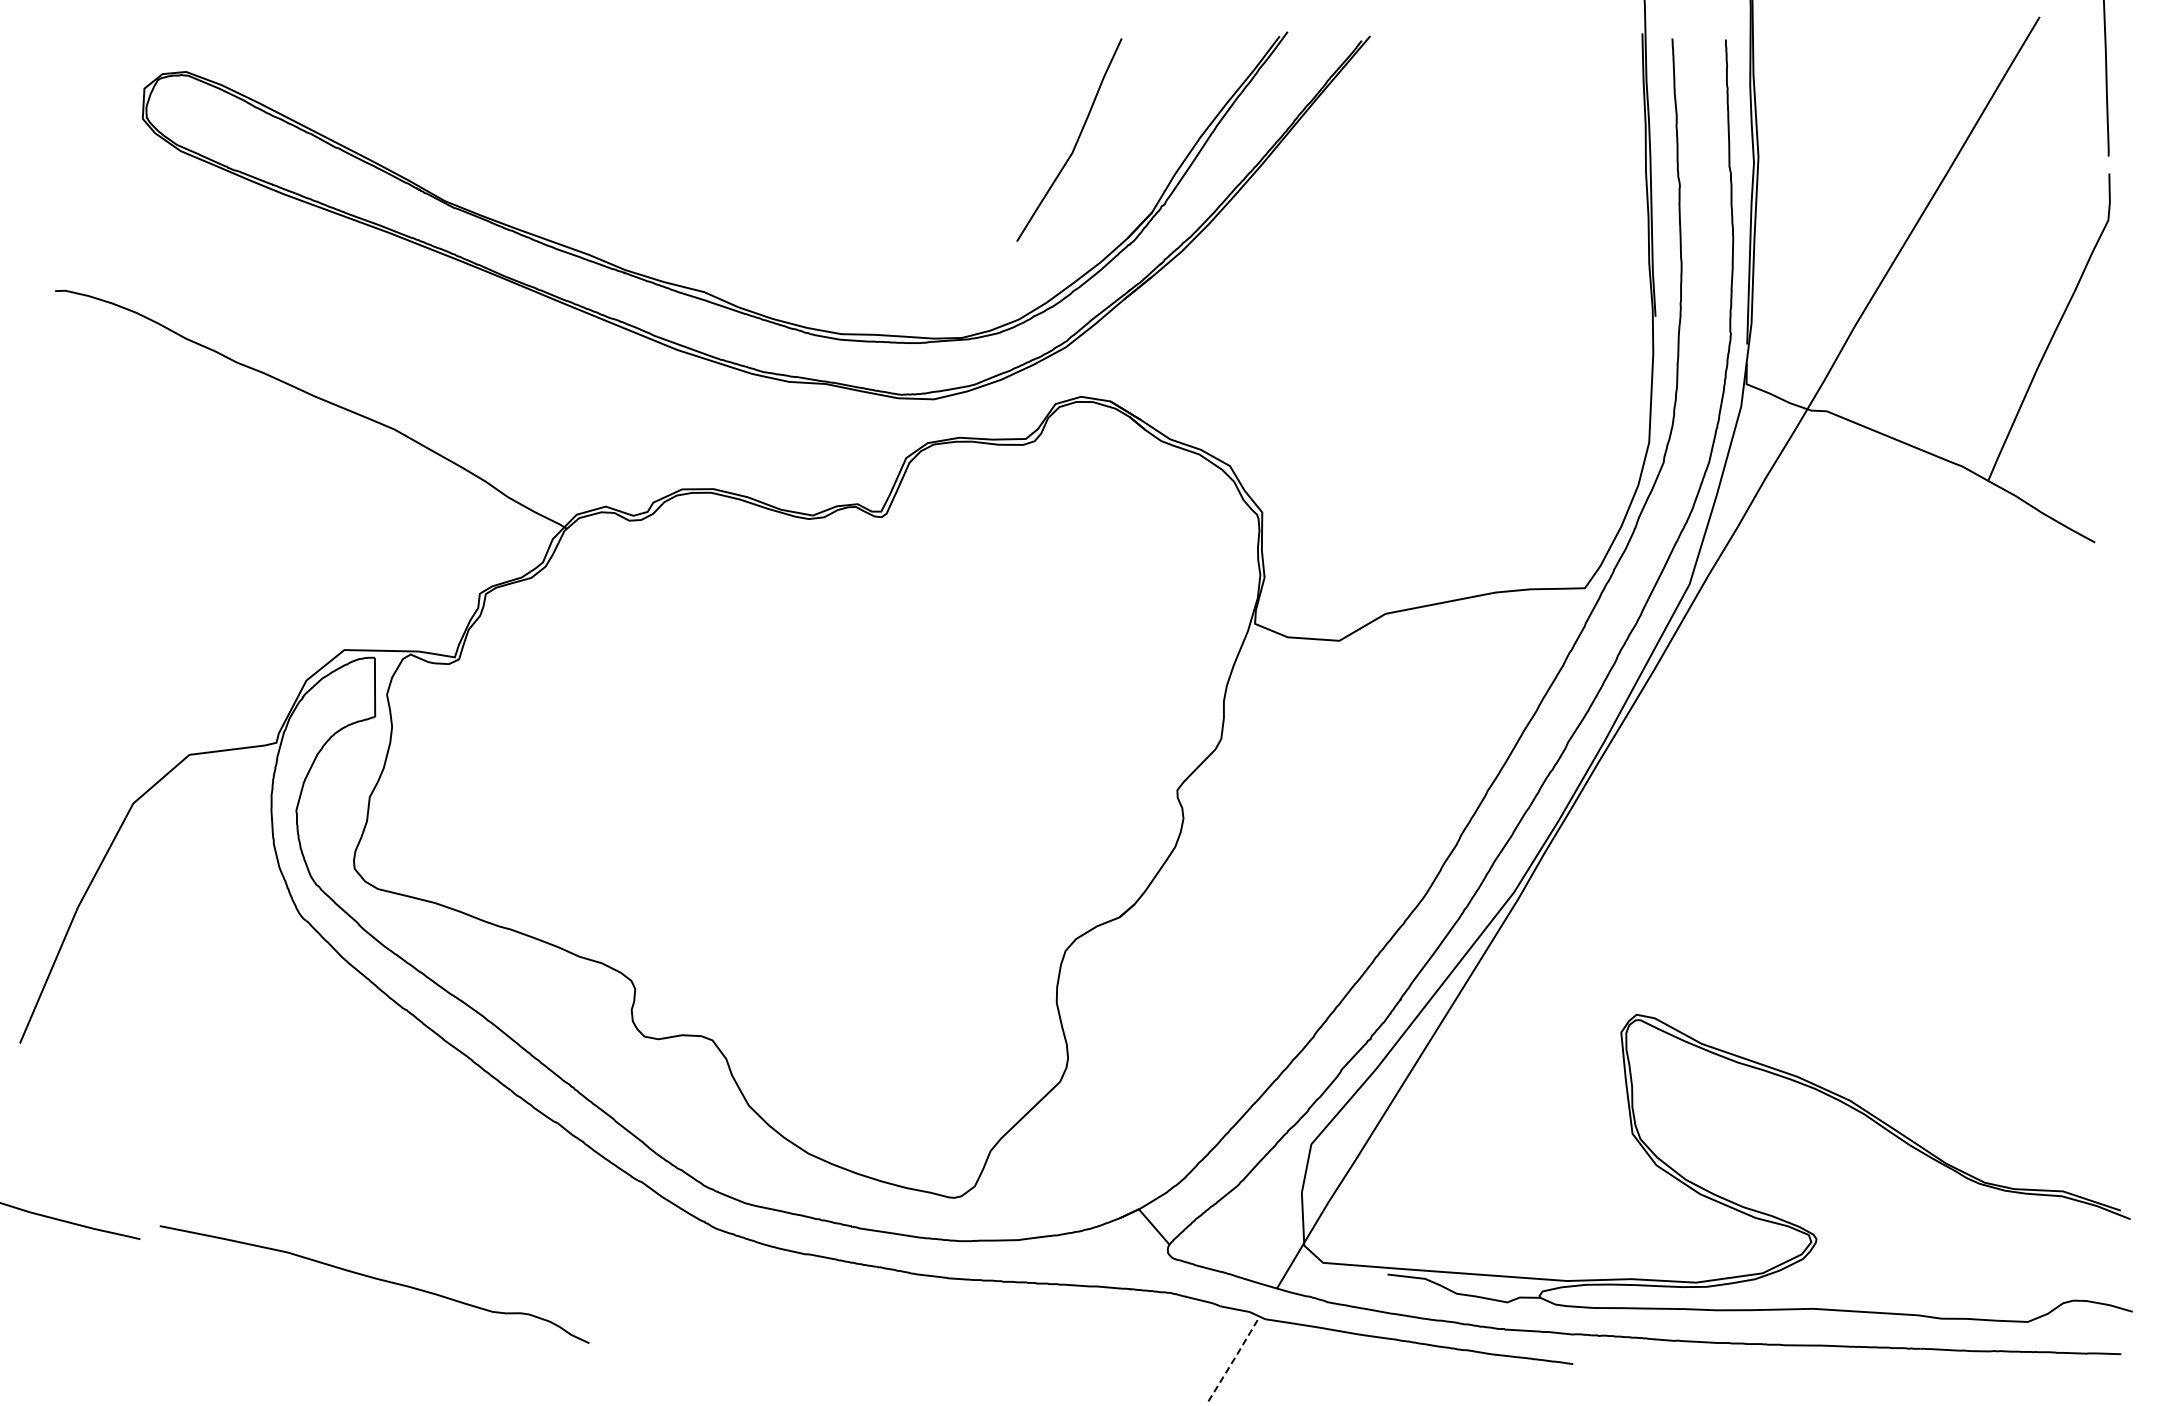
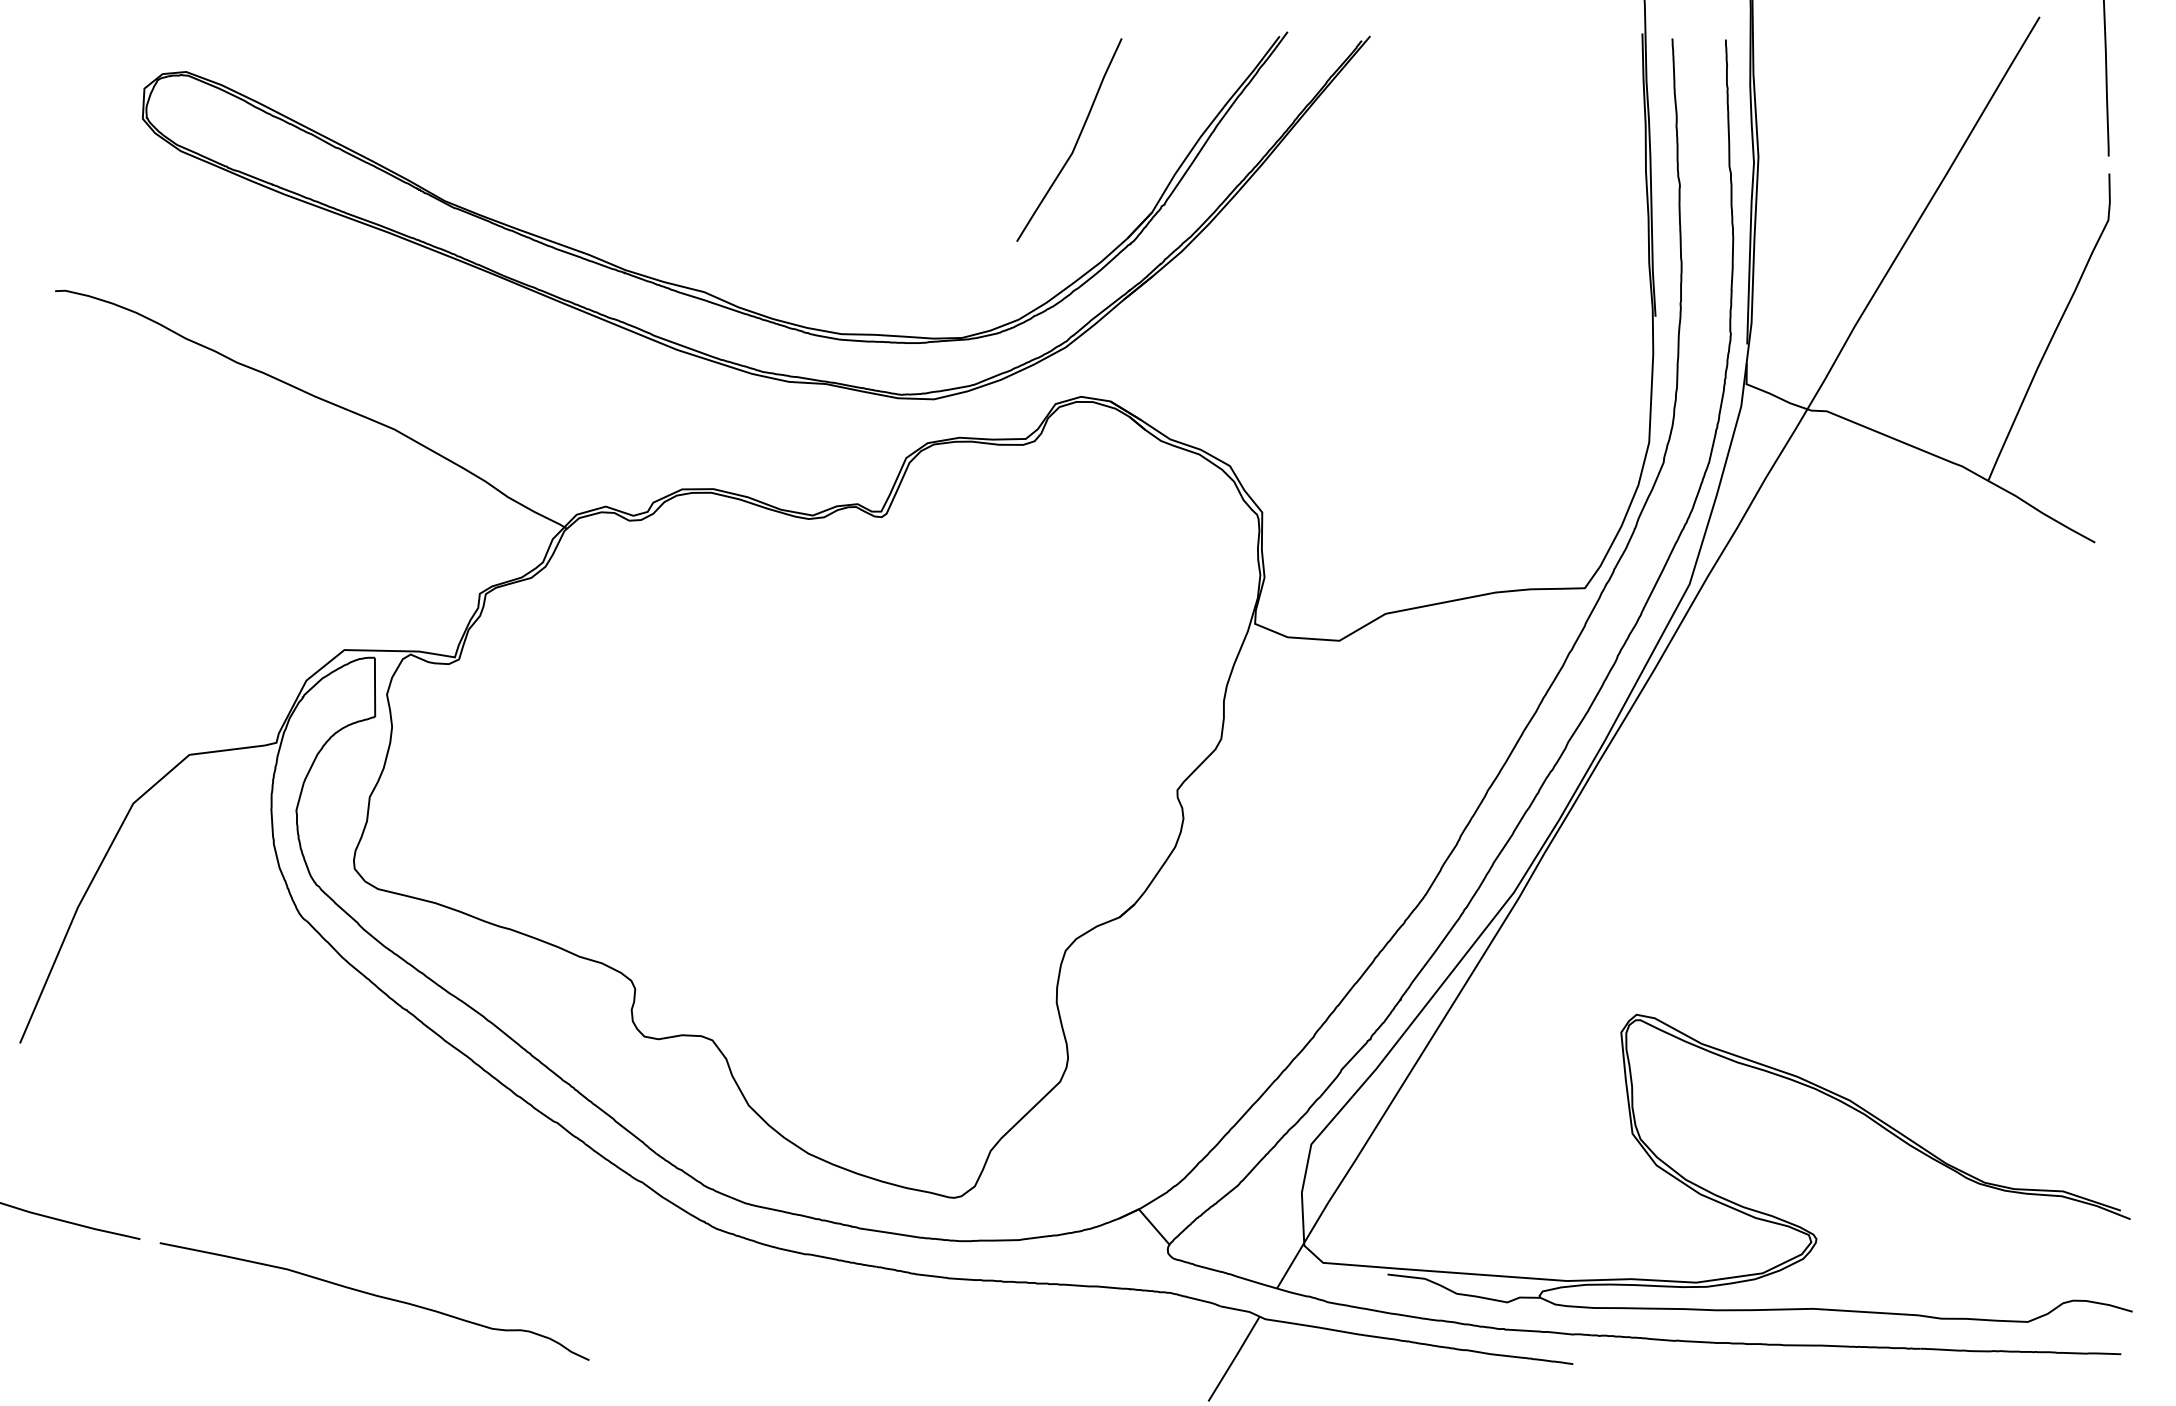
curve position: (374, 1279) -> (374, 1296) (374, 1296)
line: dashed -> solid (1234, 1358)
